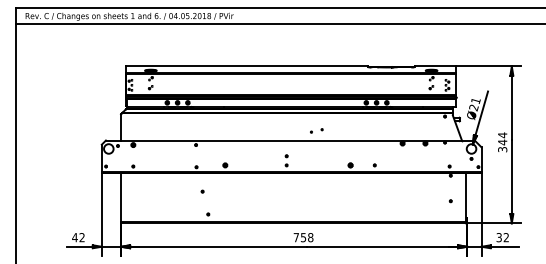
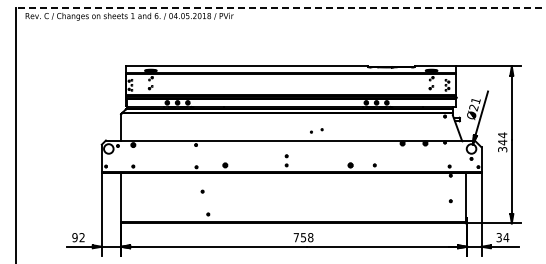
line: solid -> dashed (280, 8)
line: present -> none (279, 24)
text: 42 -> 92 (74, 237)
text: 32 -> 34 (506, 237)
